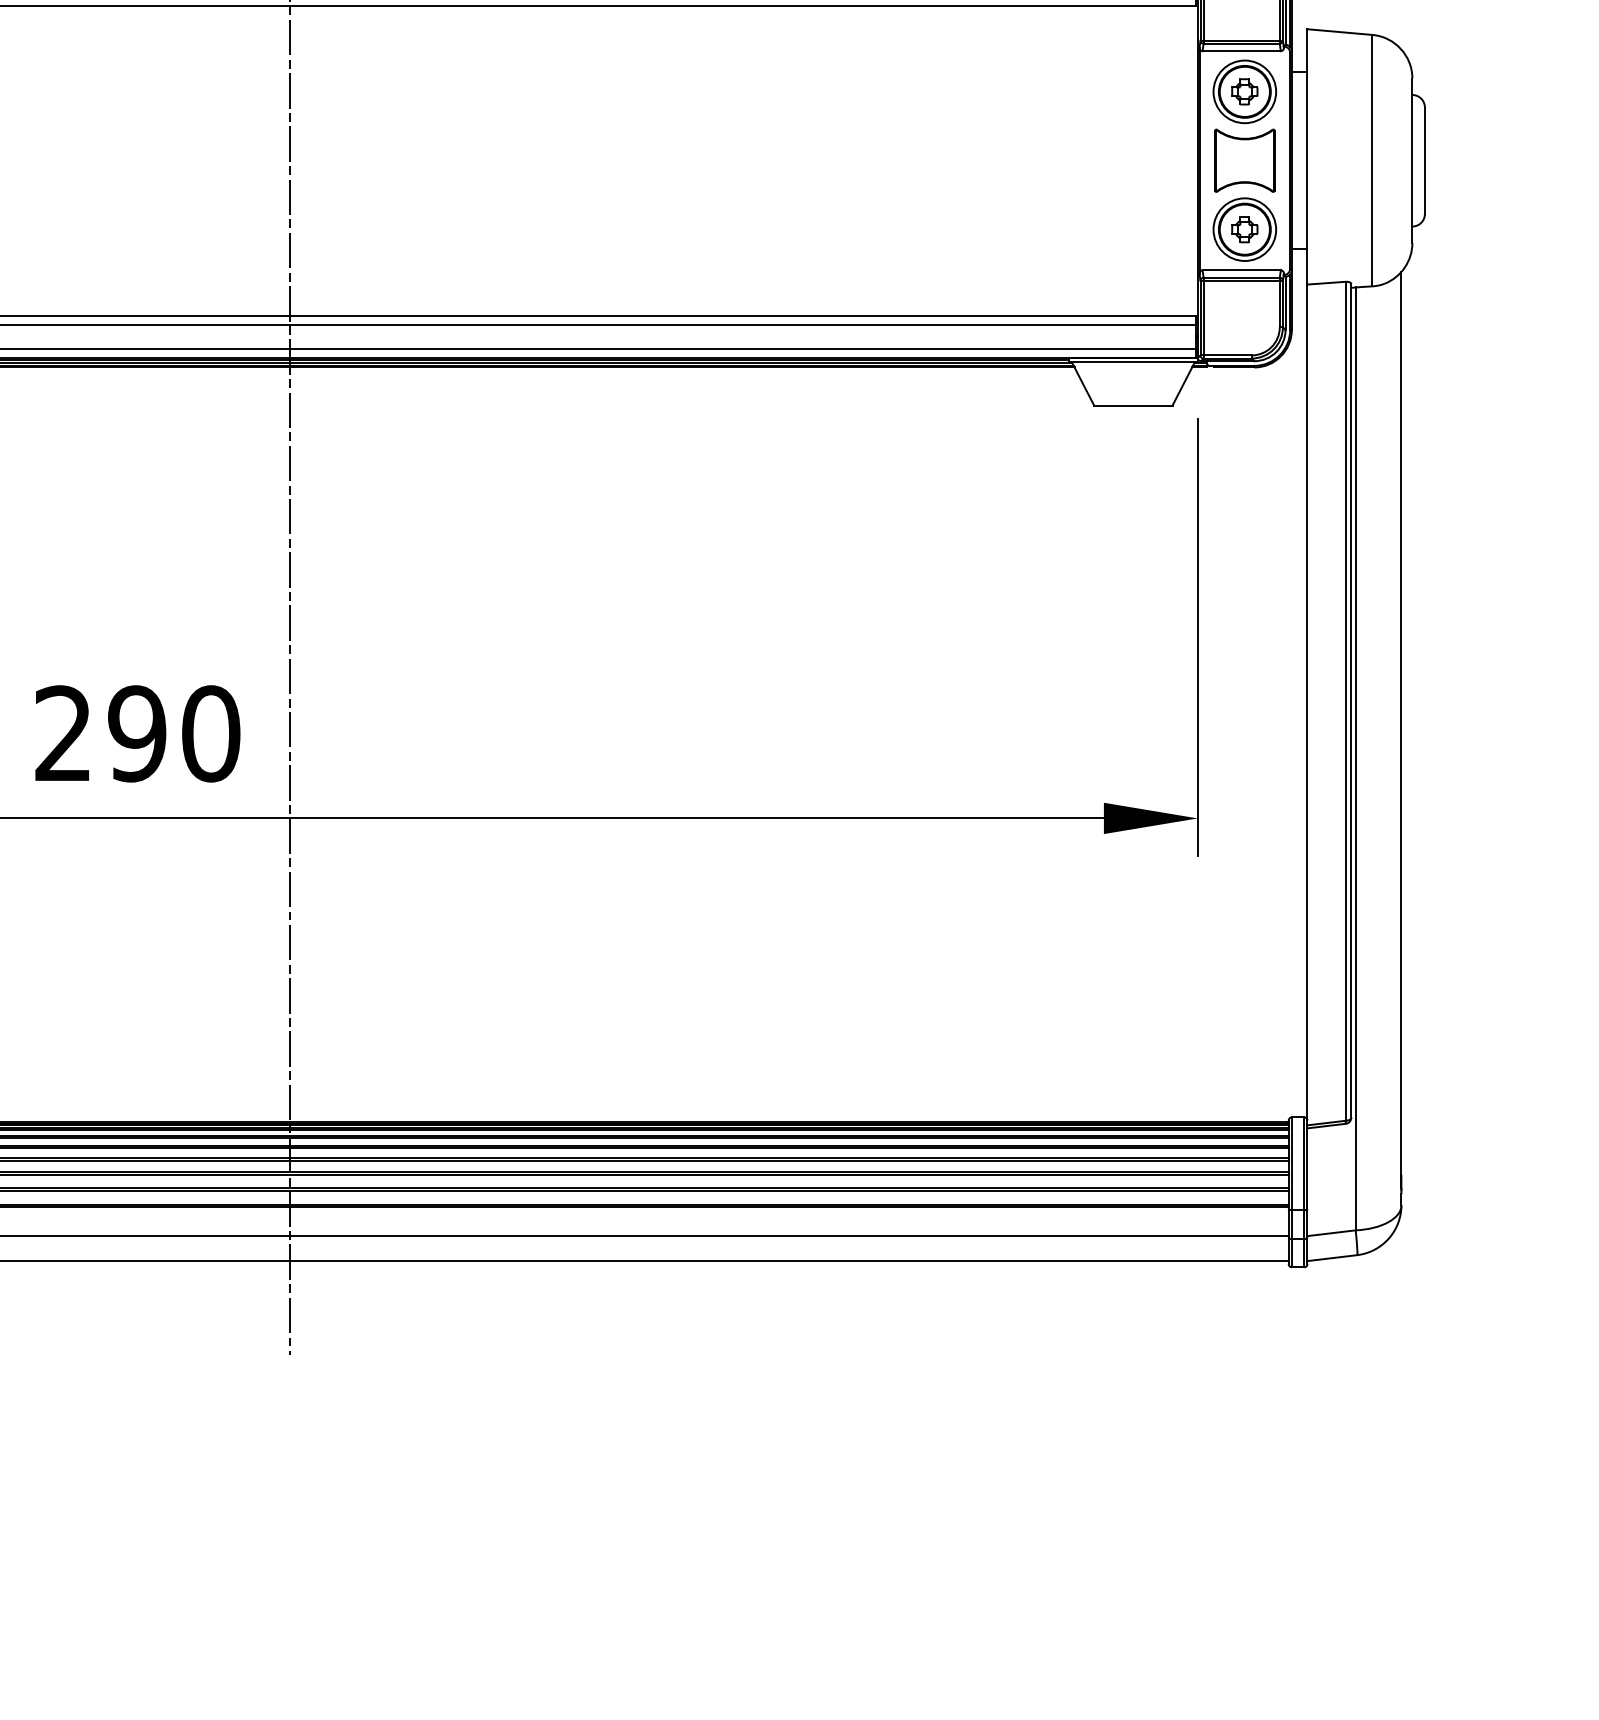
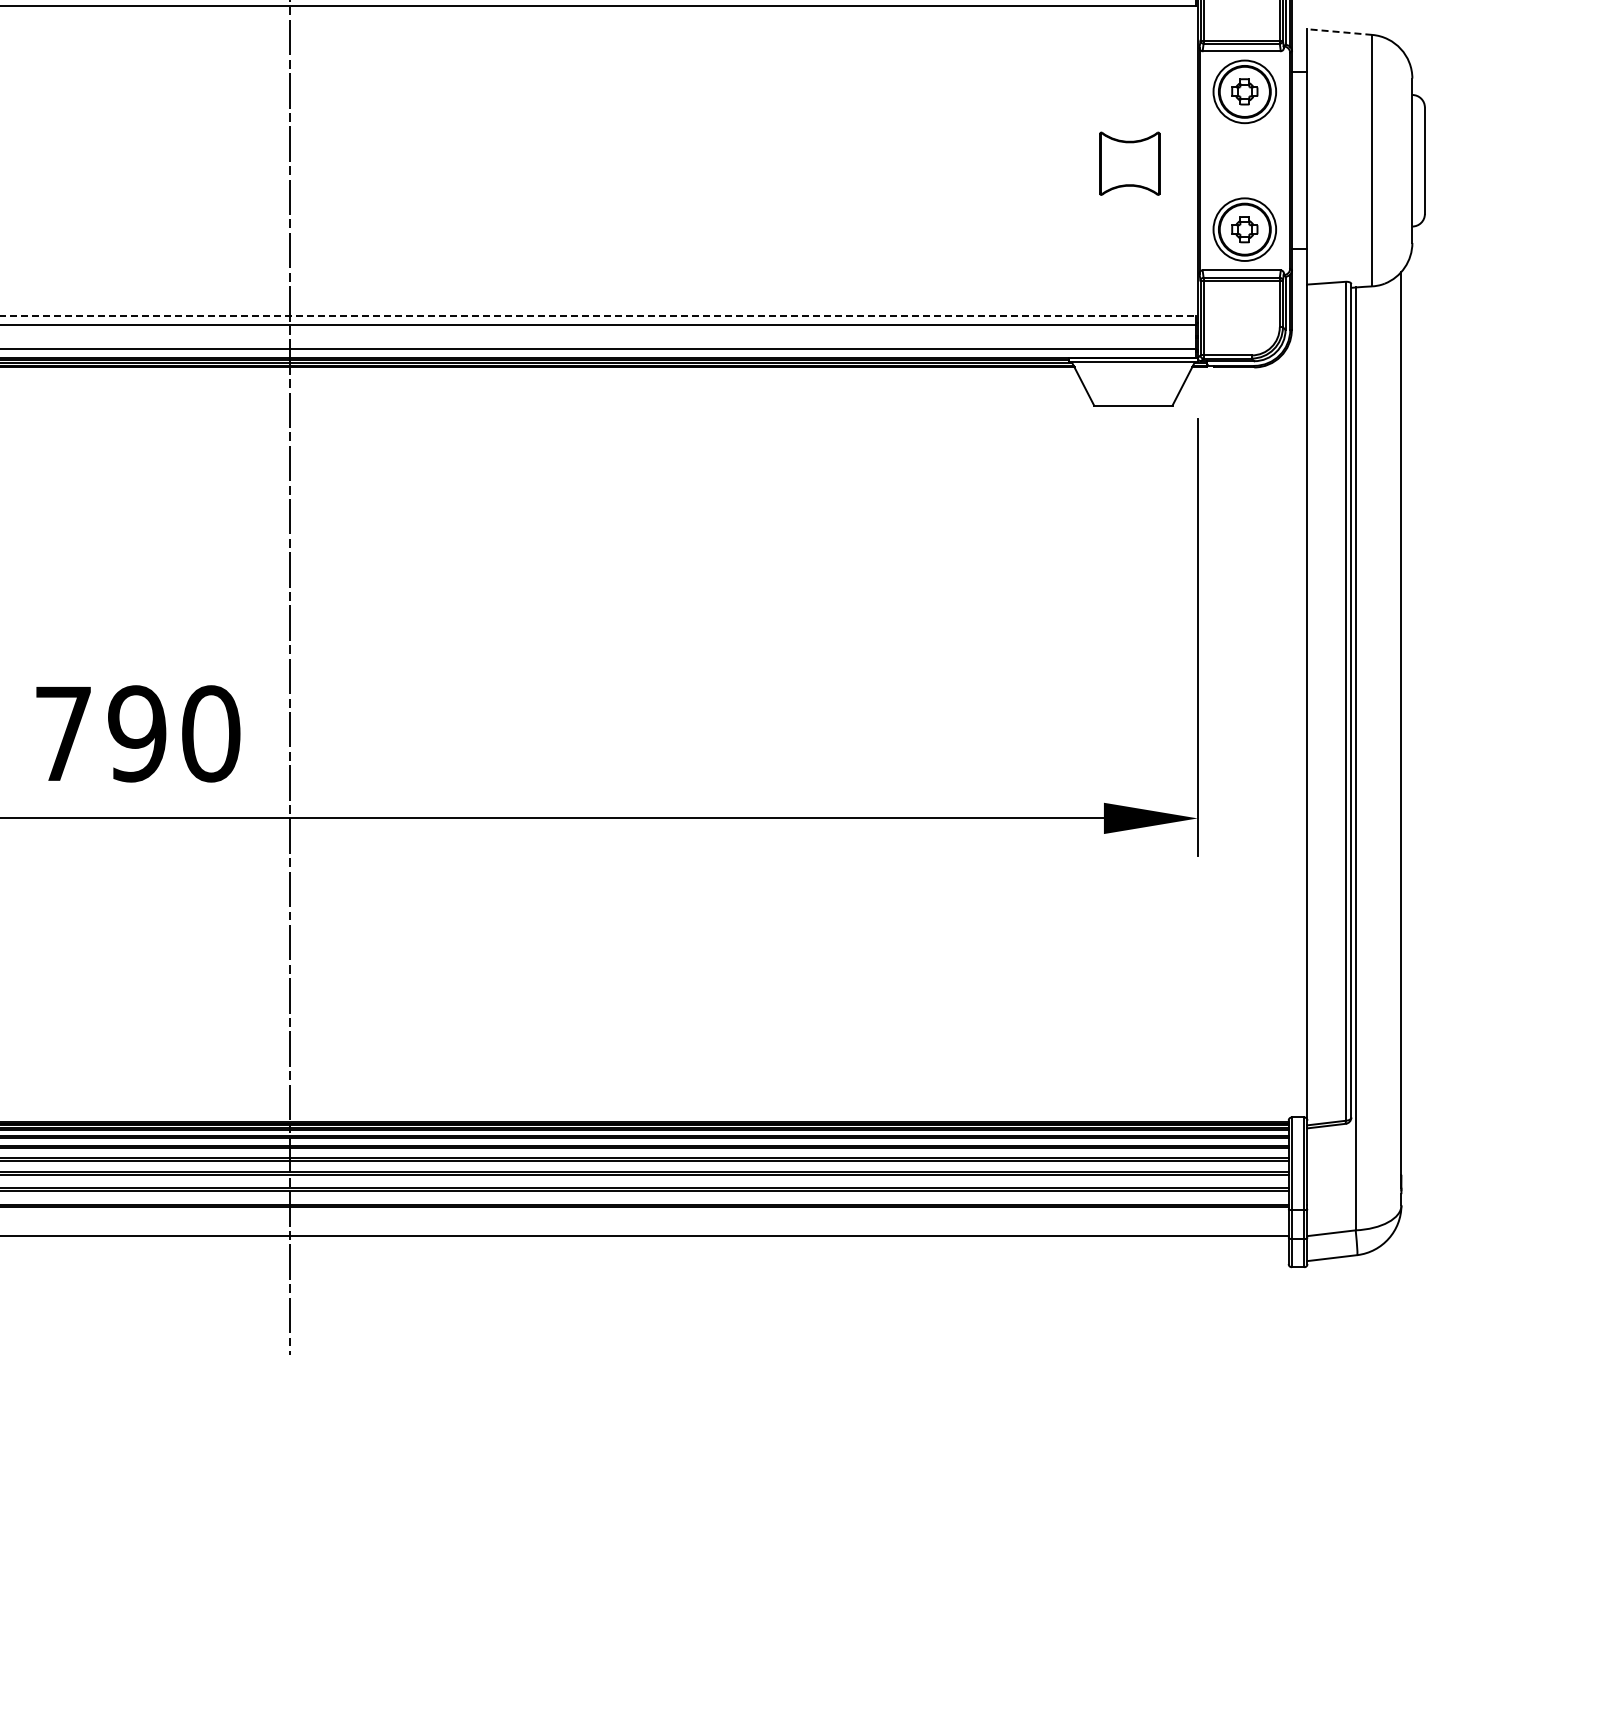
line: solid -> dashed (1339, 32)
part position: (1244, 160) -> (1129, 163) (1129, 163)
line: solid -> dashed (598, 315)
text: 290 -> 790 (62, 732)
line: present -> none (645, 1261)
